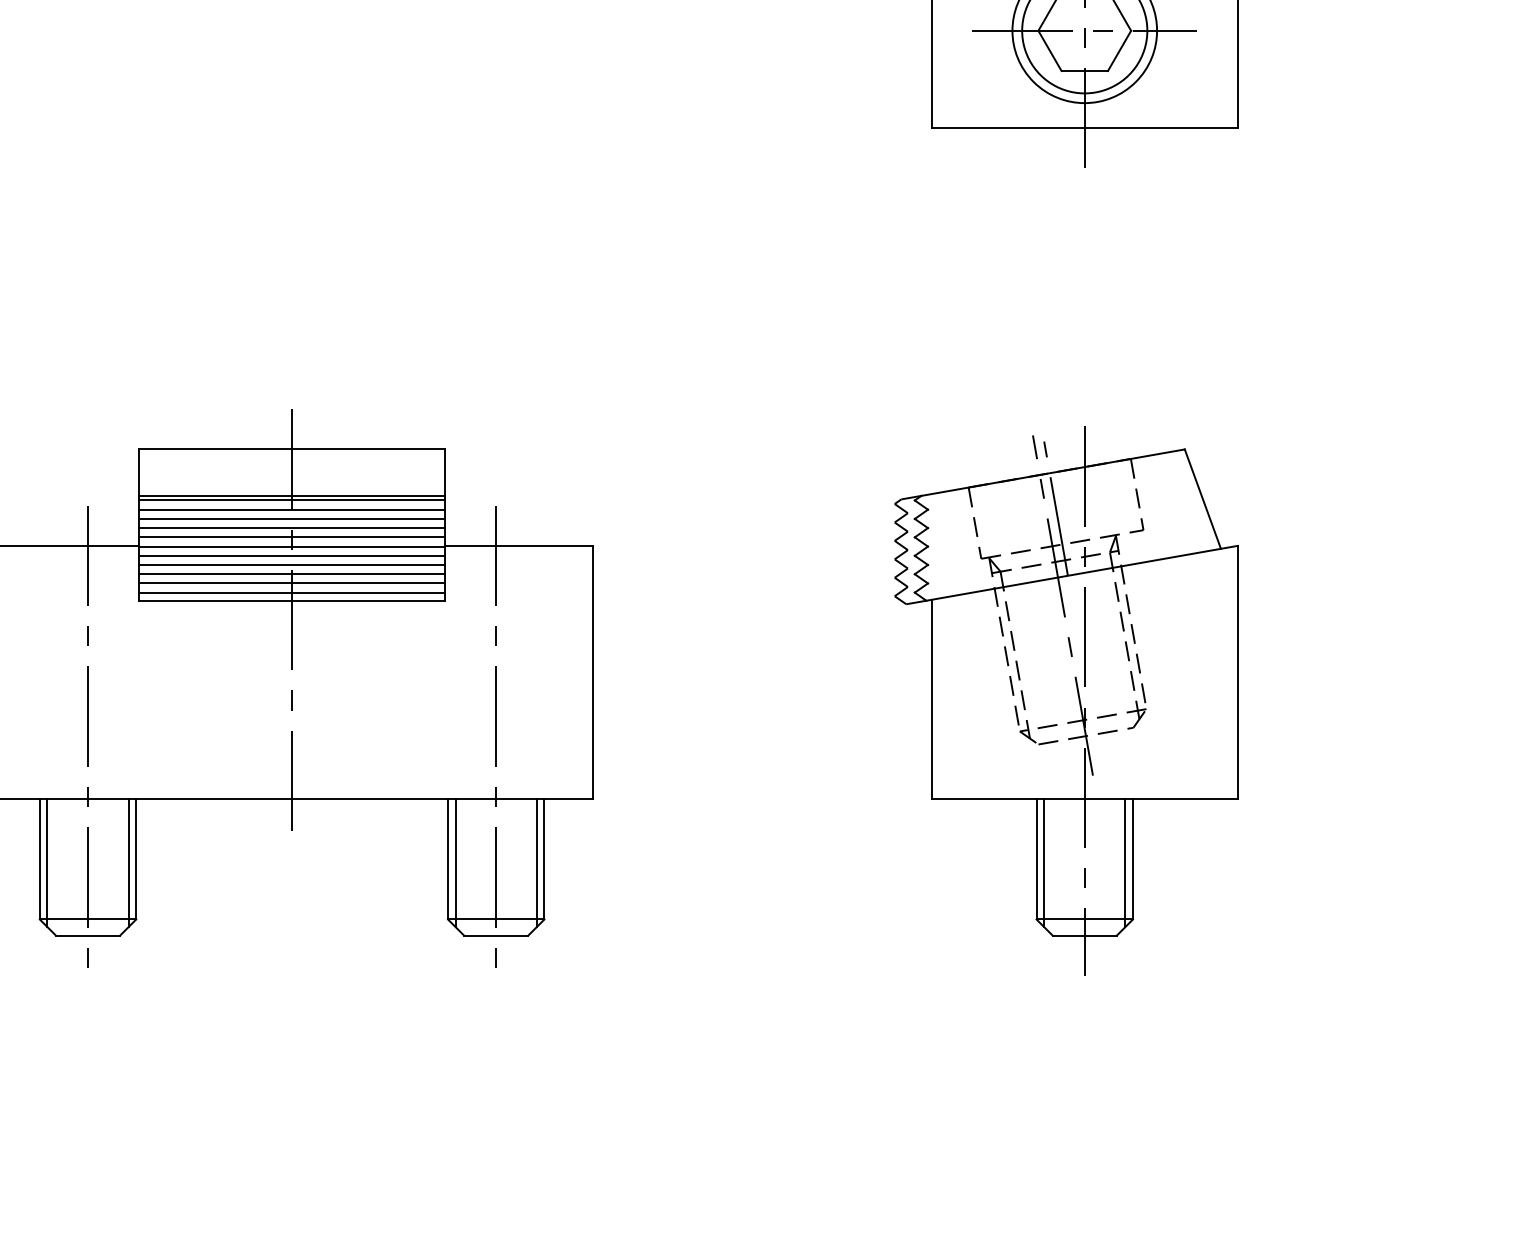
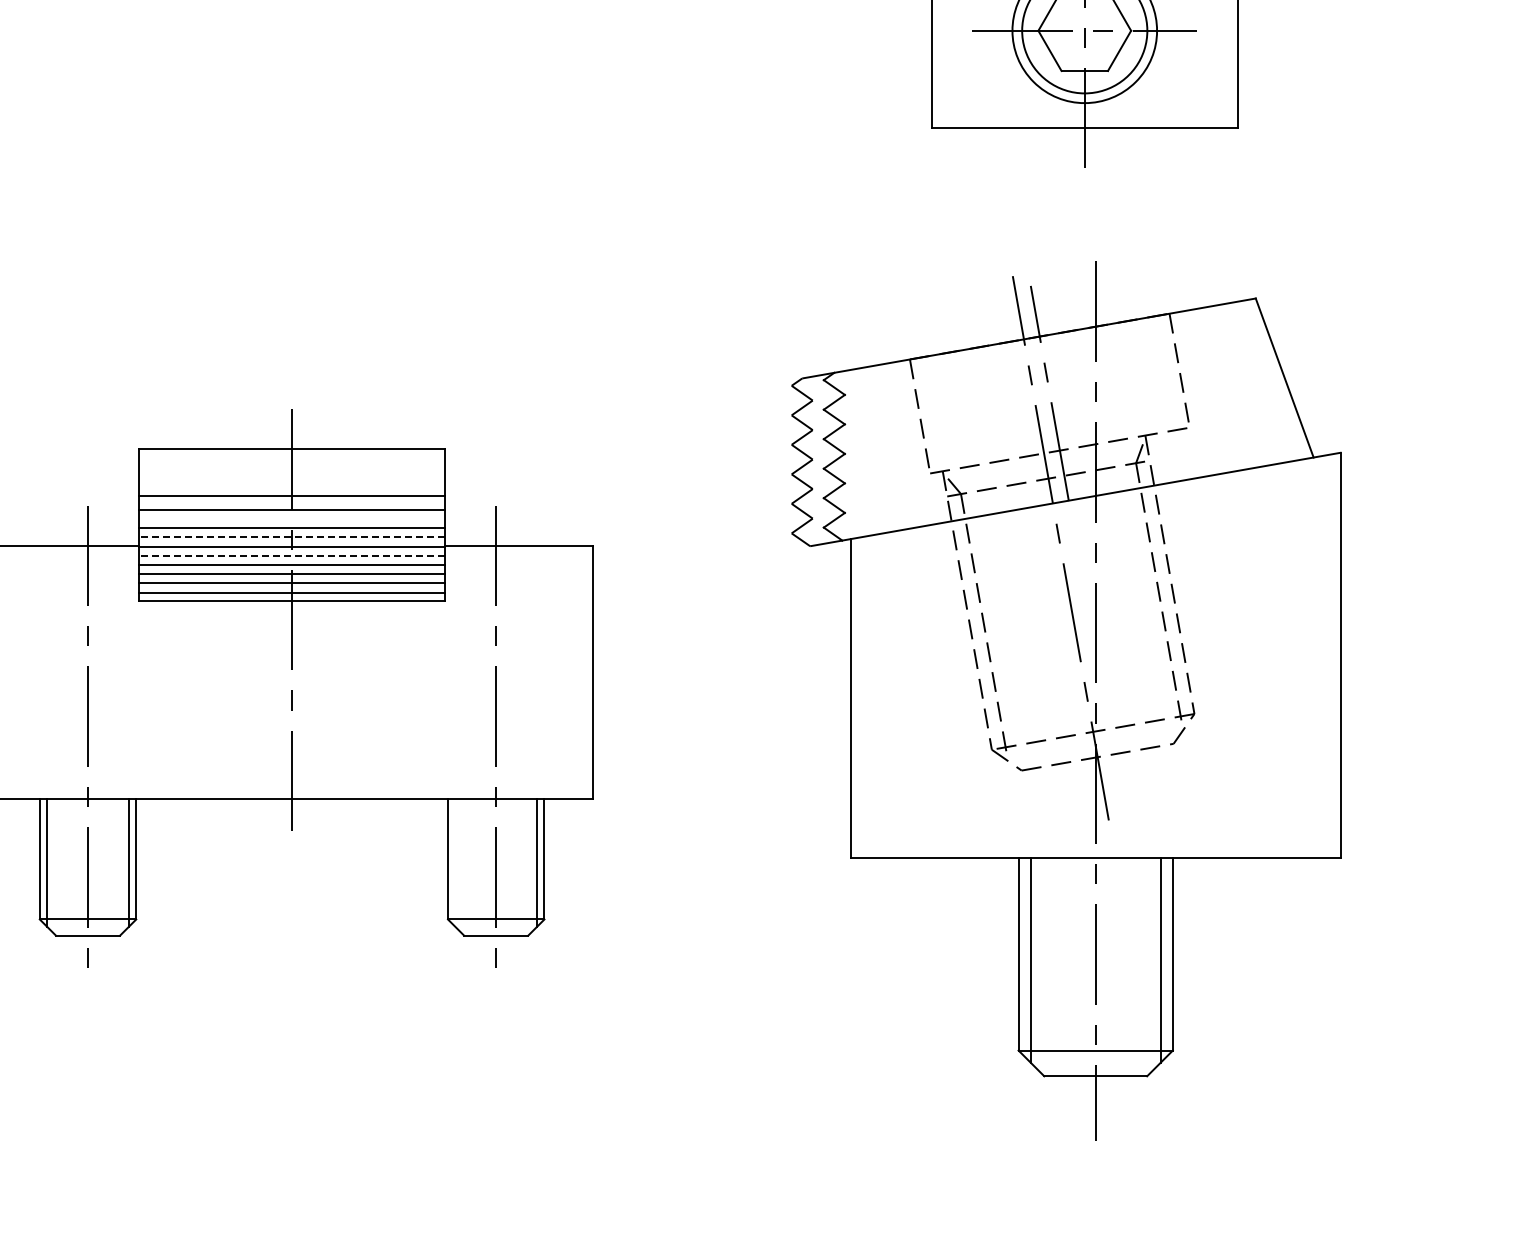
line: present -> none (292, 500)
line: present -> none (292, 518)
line: solid -> dashed (291, 537)
line: solid -> dashed (291, 555)
part size: 345x550 px -> 551x880 px (1066, 700)
line: present -> none (455, 862)
